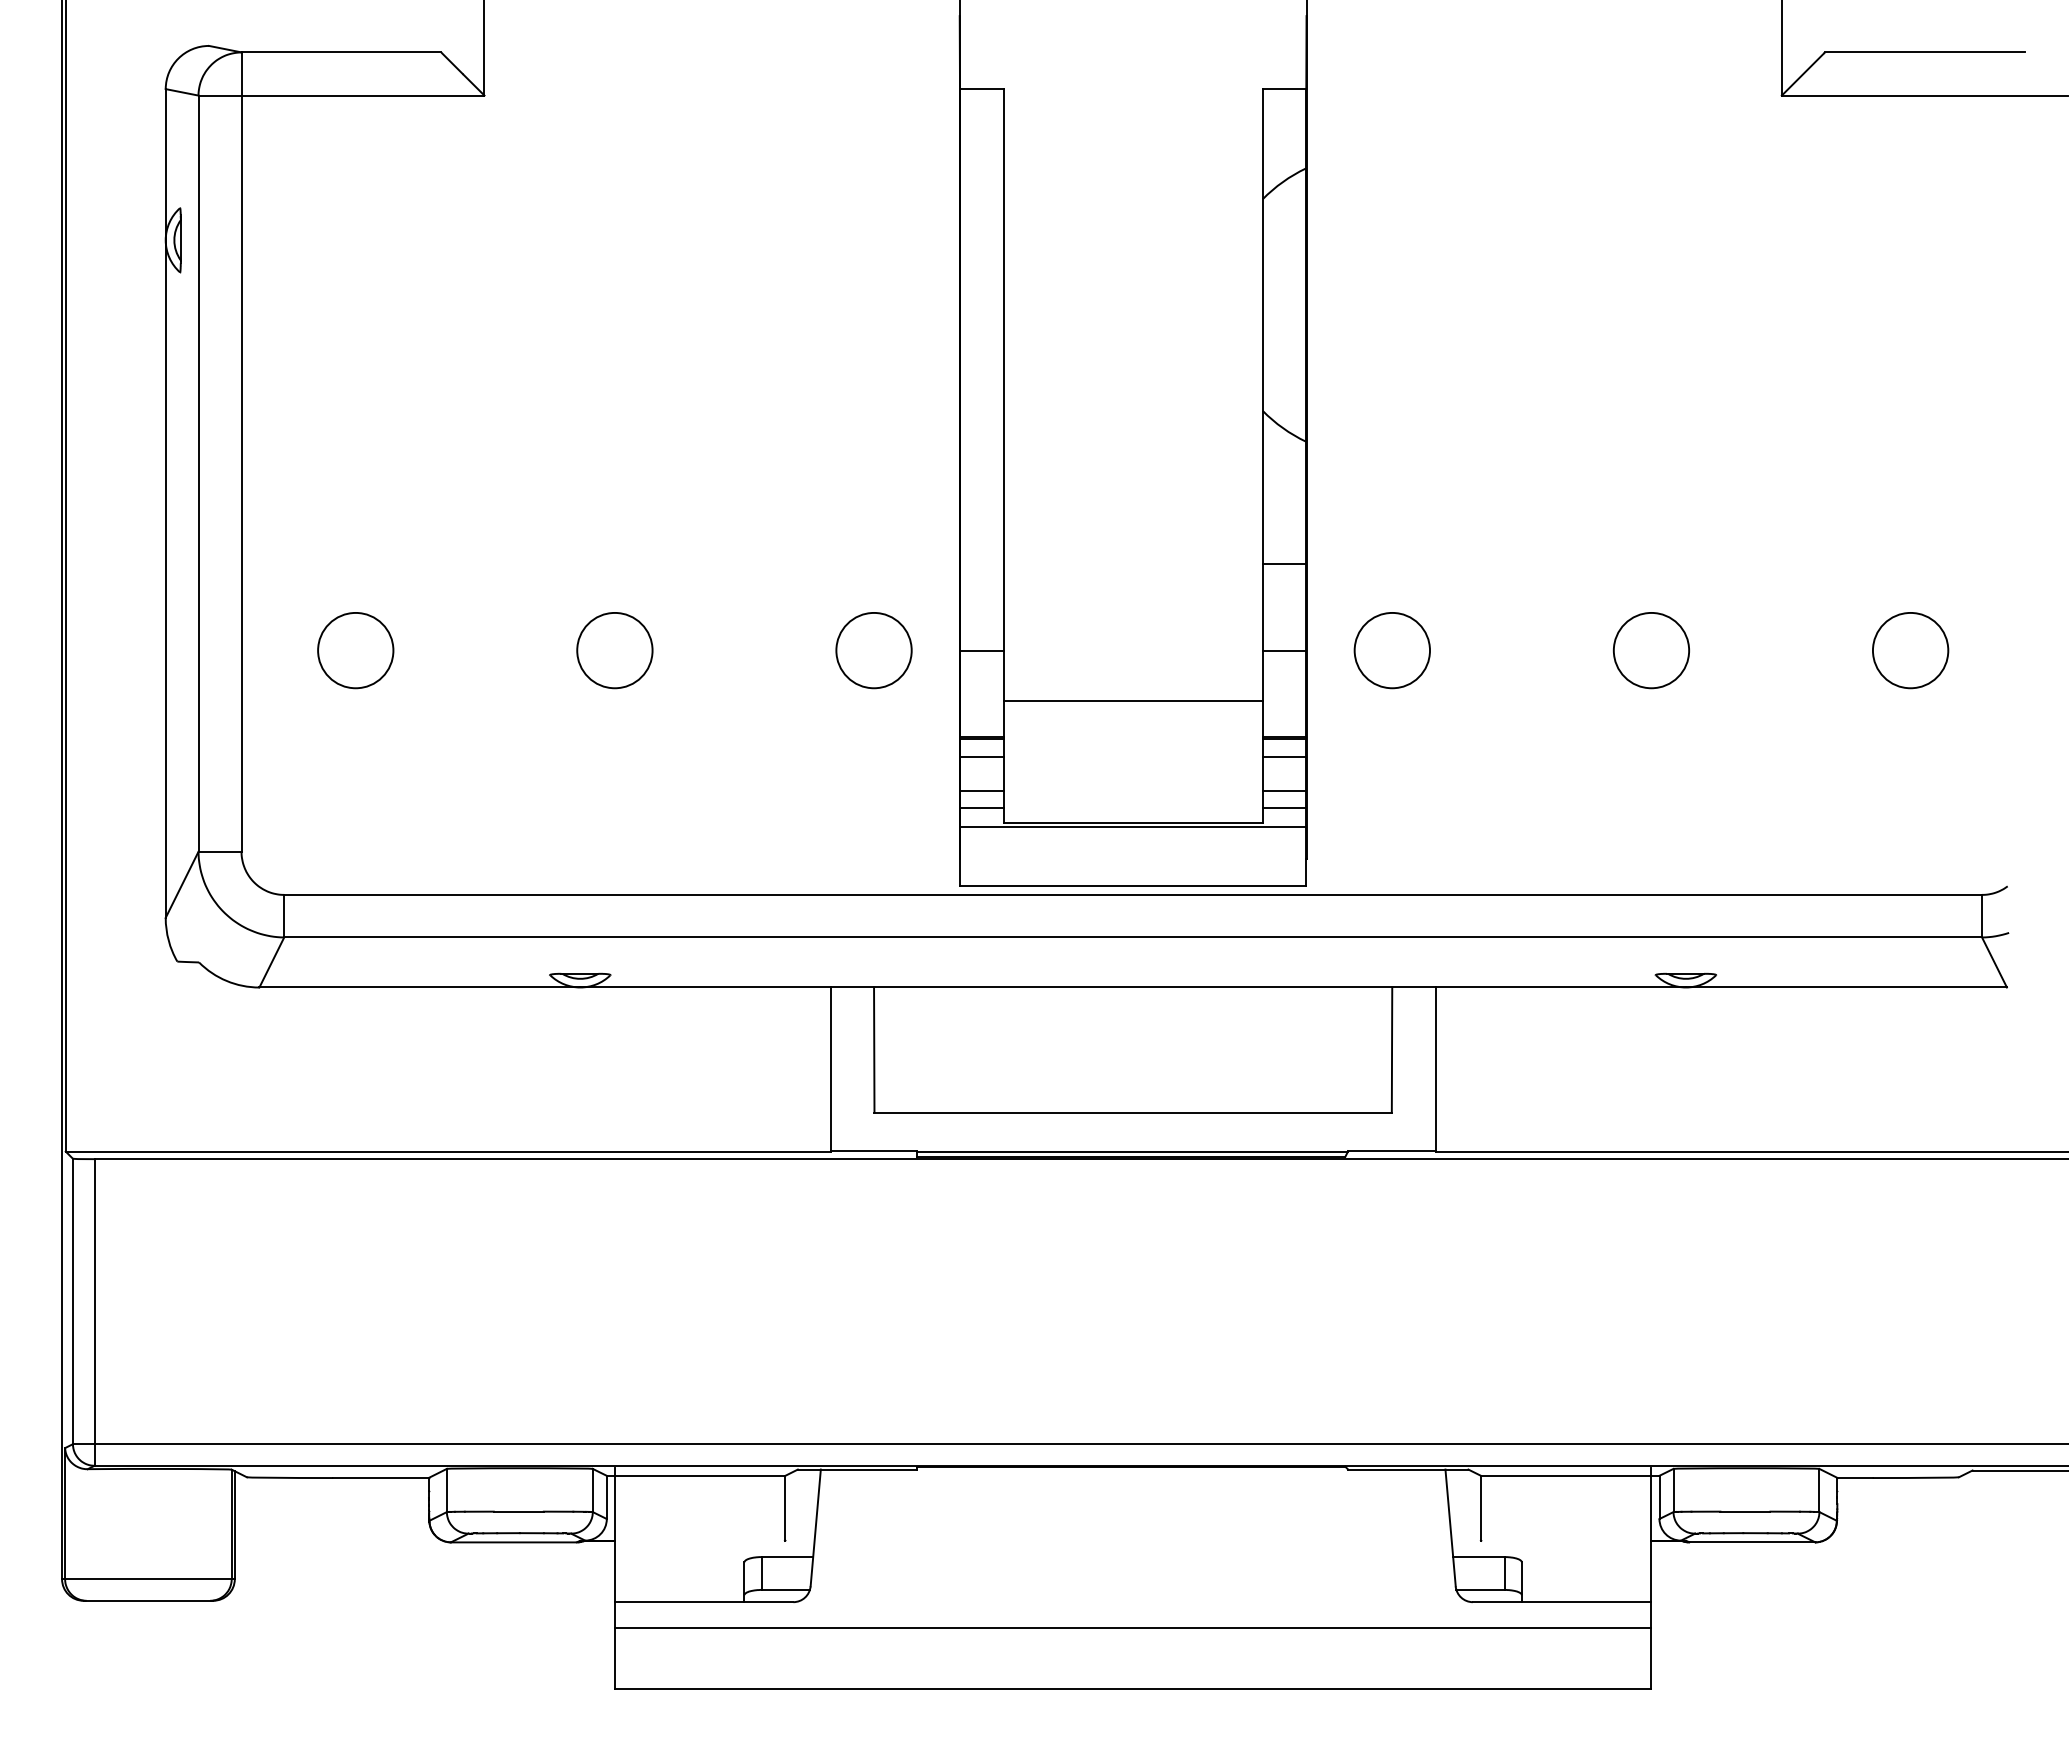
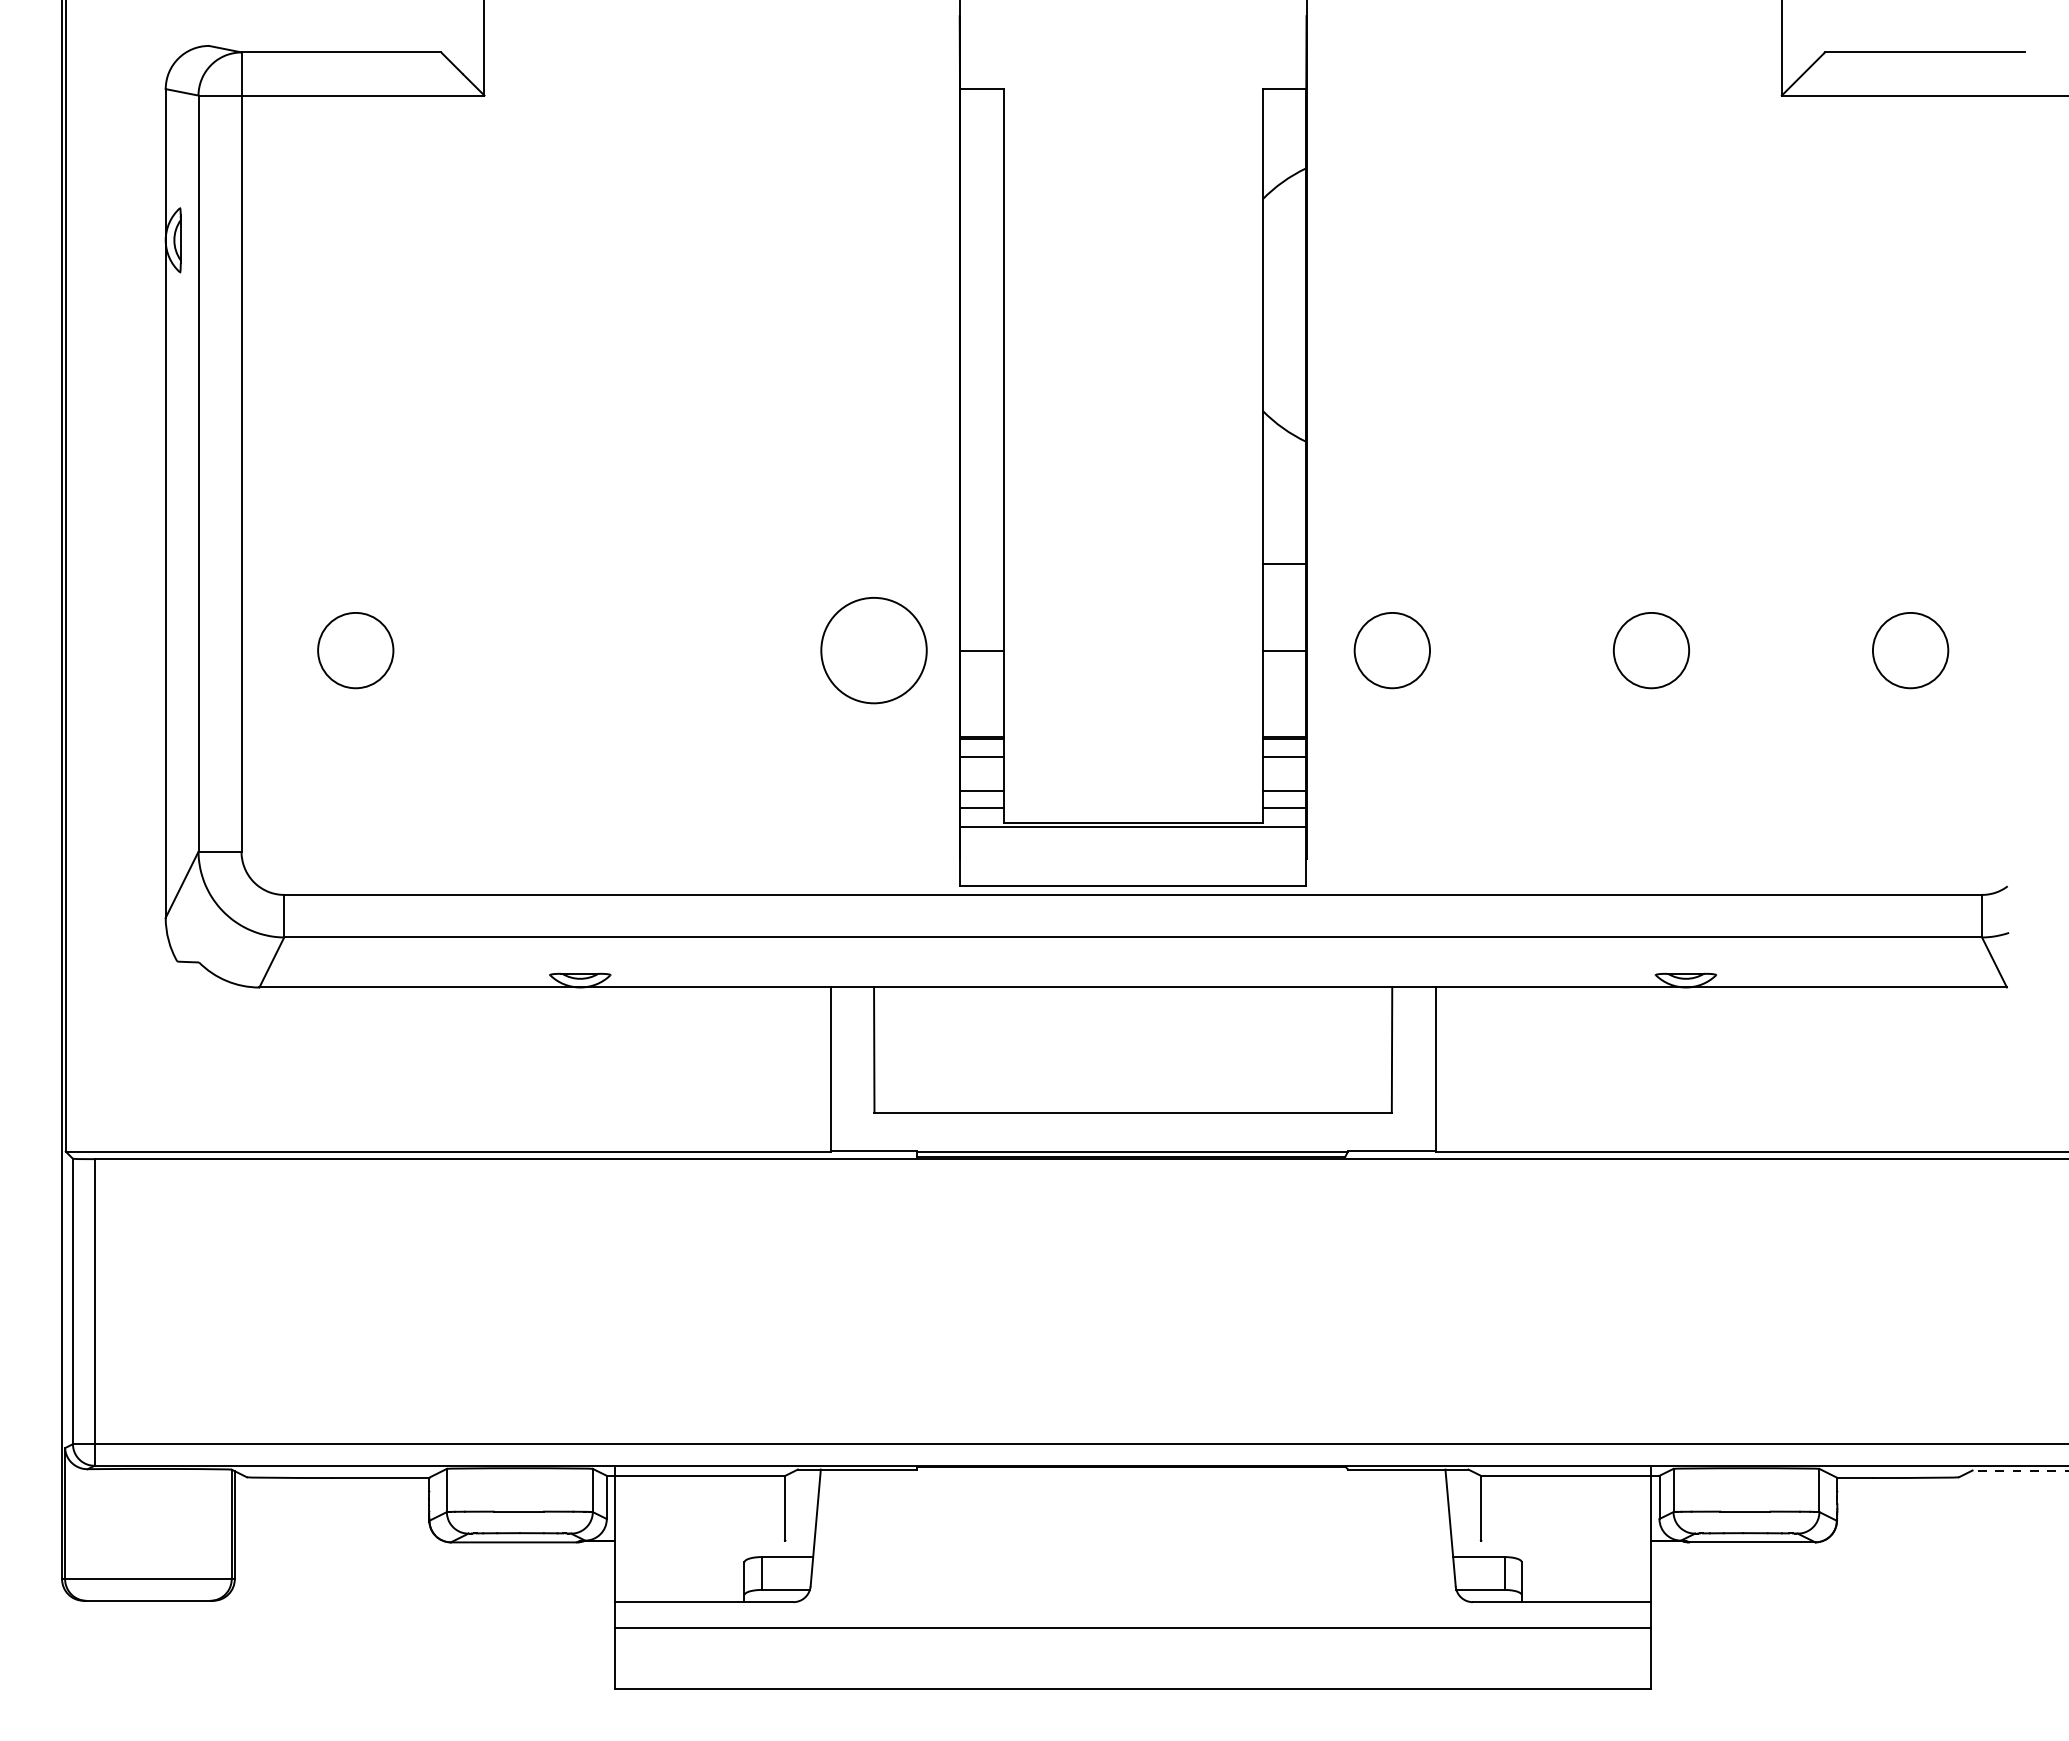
circle: present -> none (614, 650)
circle diameter: 75 px -> 105 px (873, 650)
line: present -> none (1132, 701)
line: solid -> dashed (2020, 1470)
